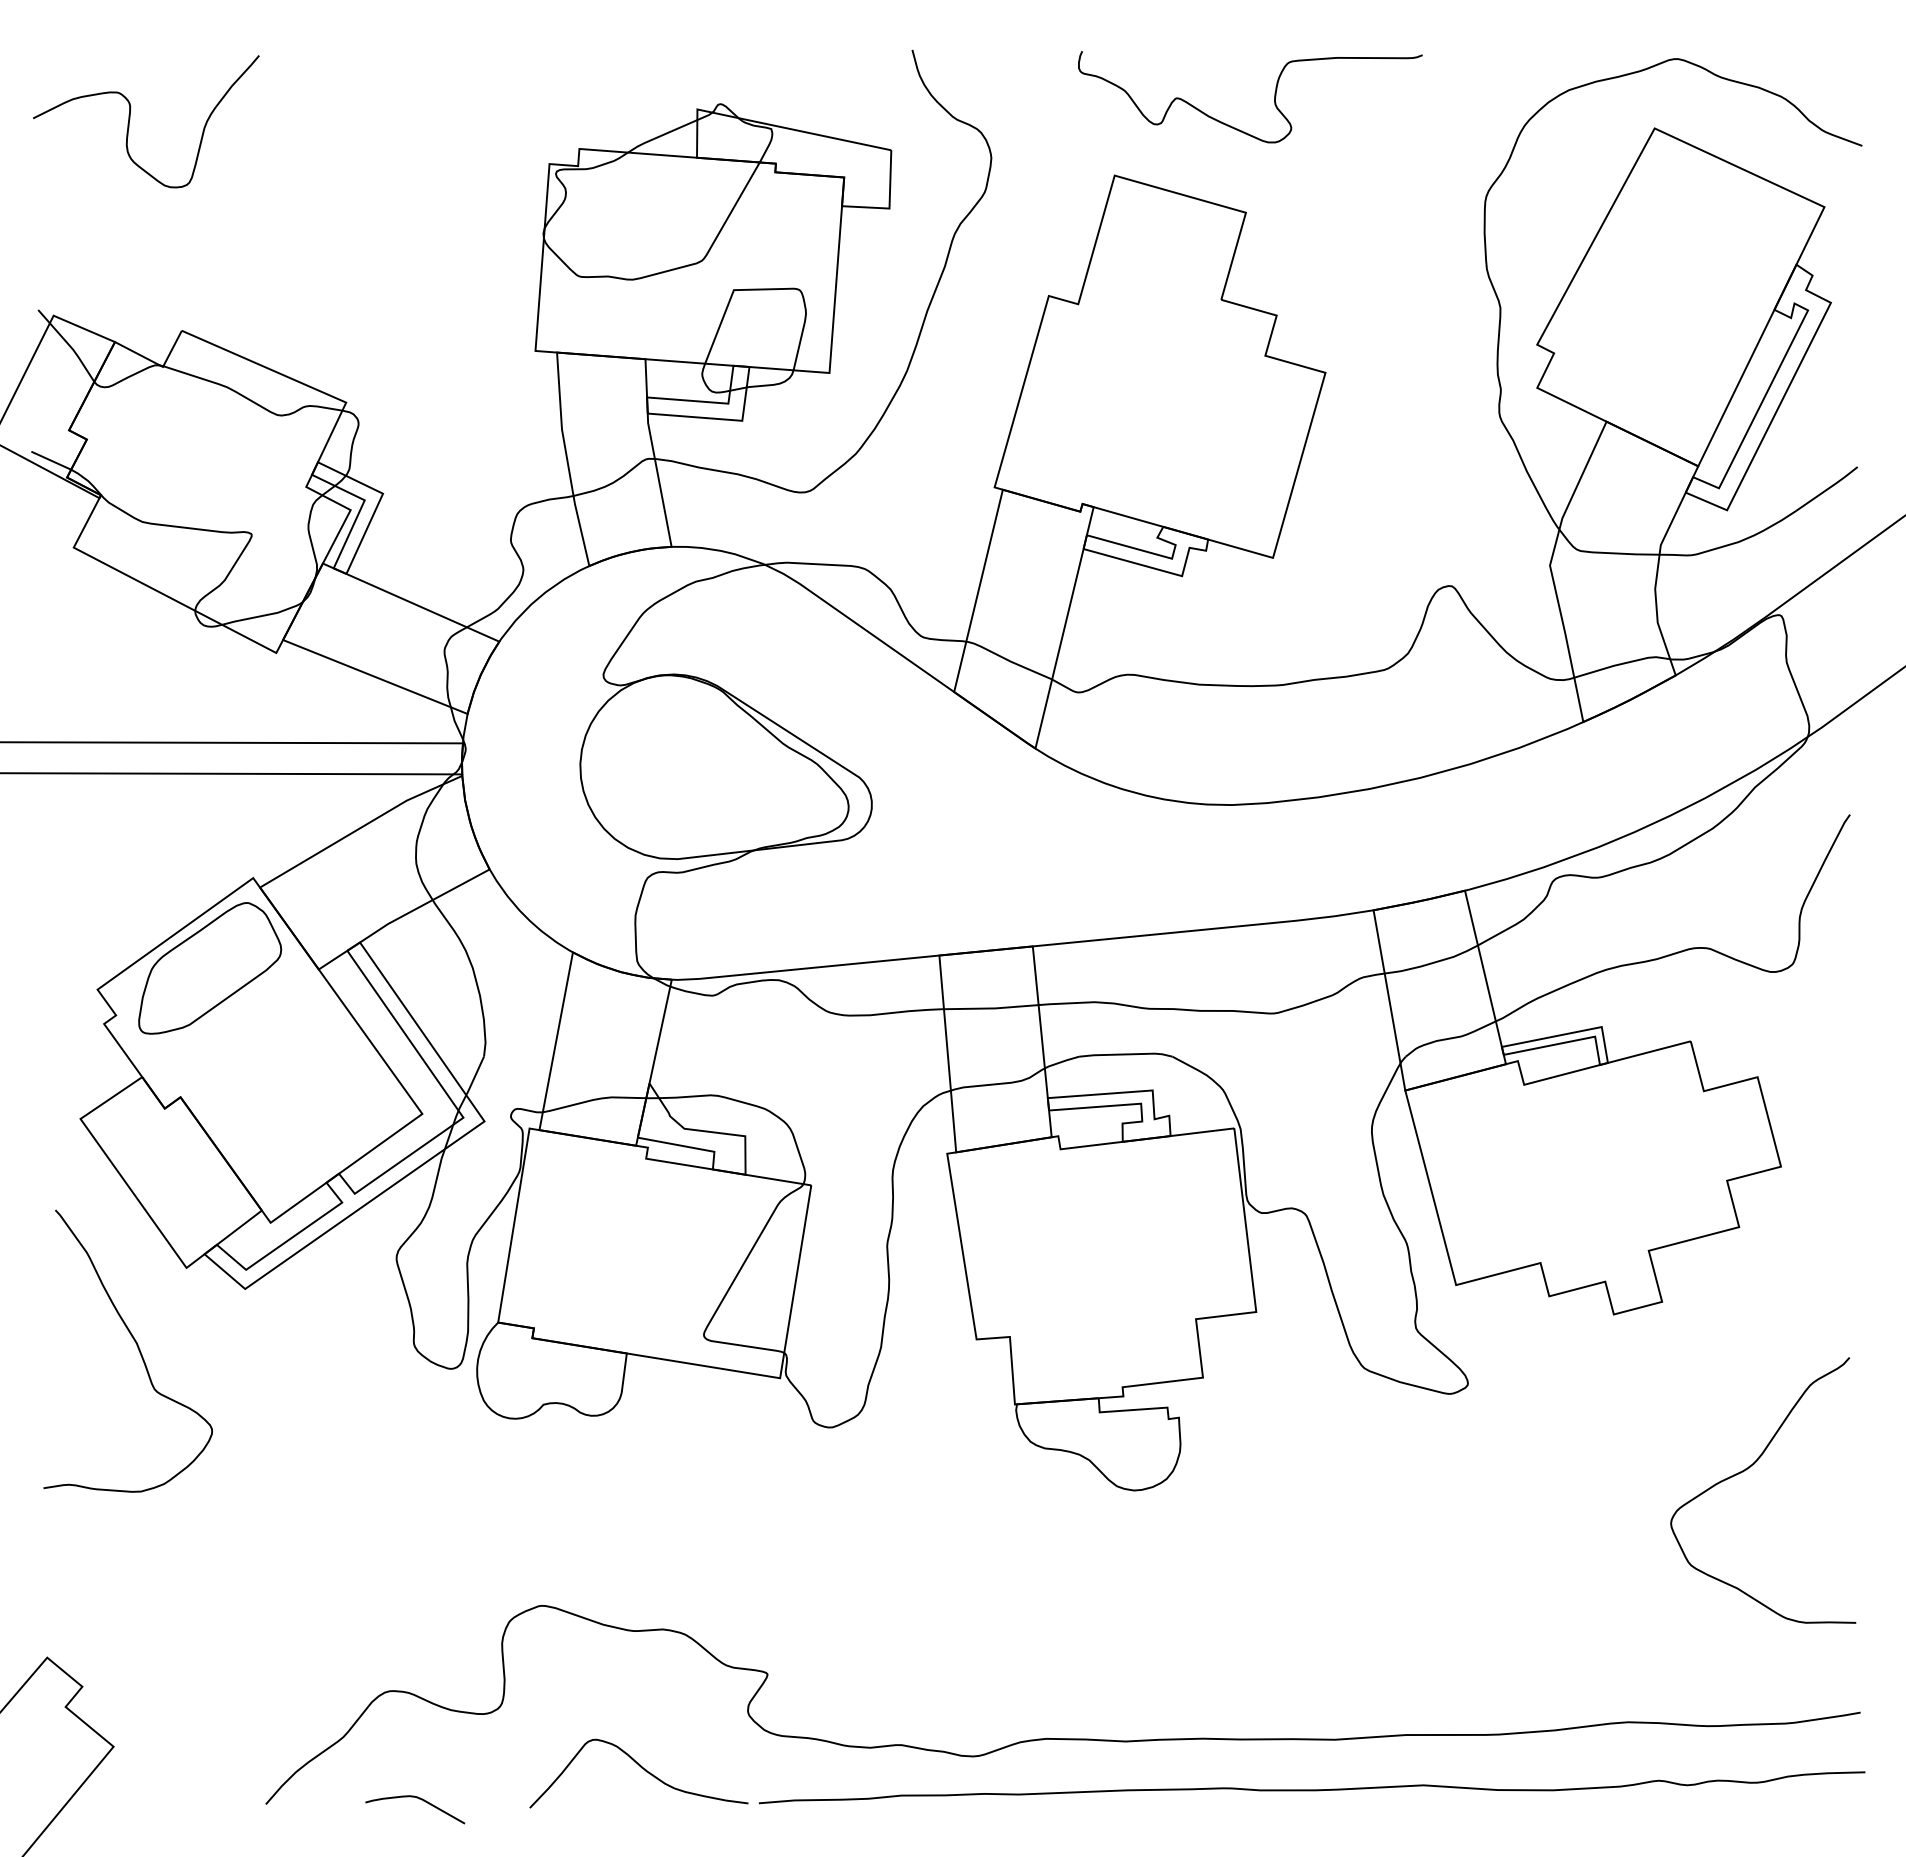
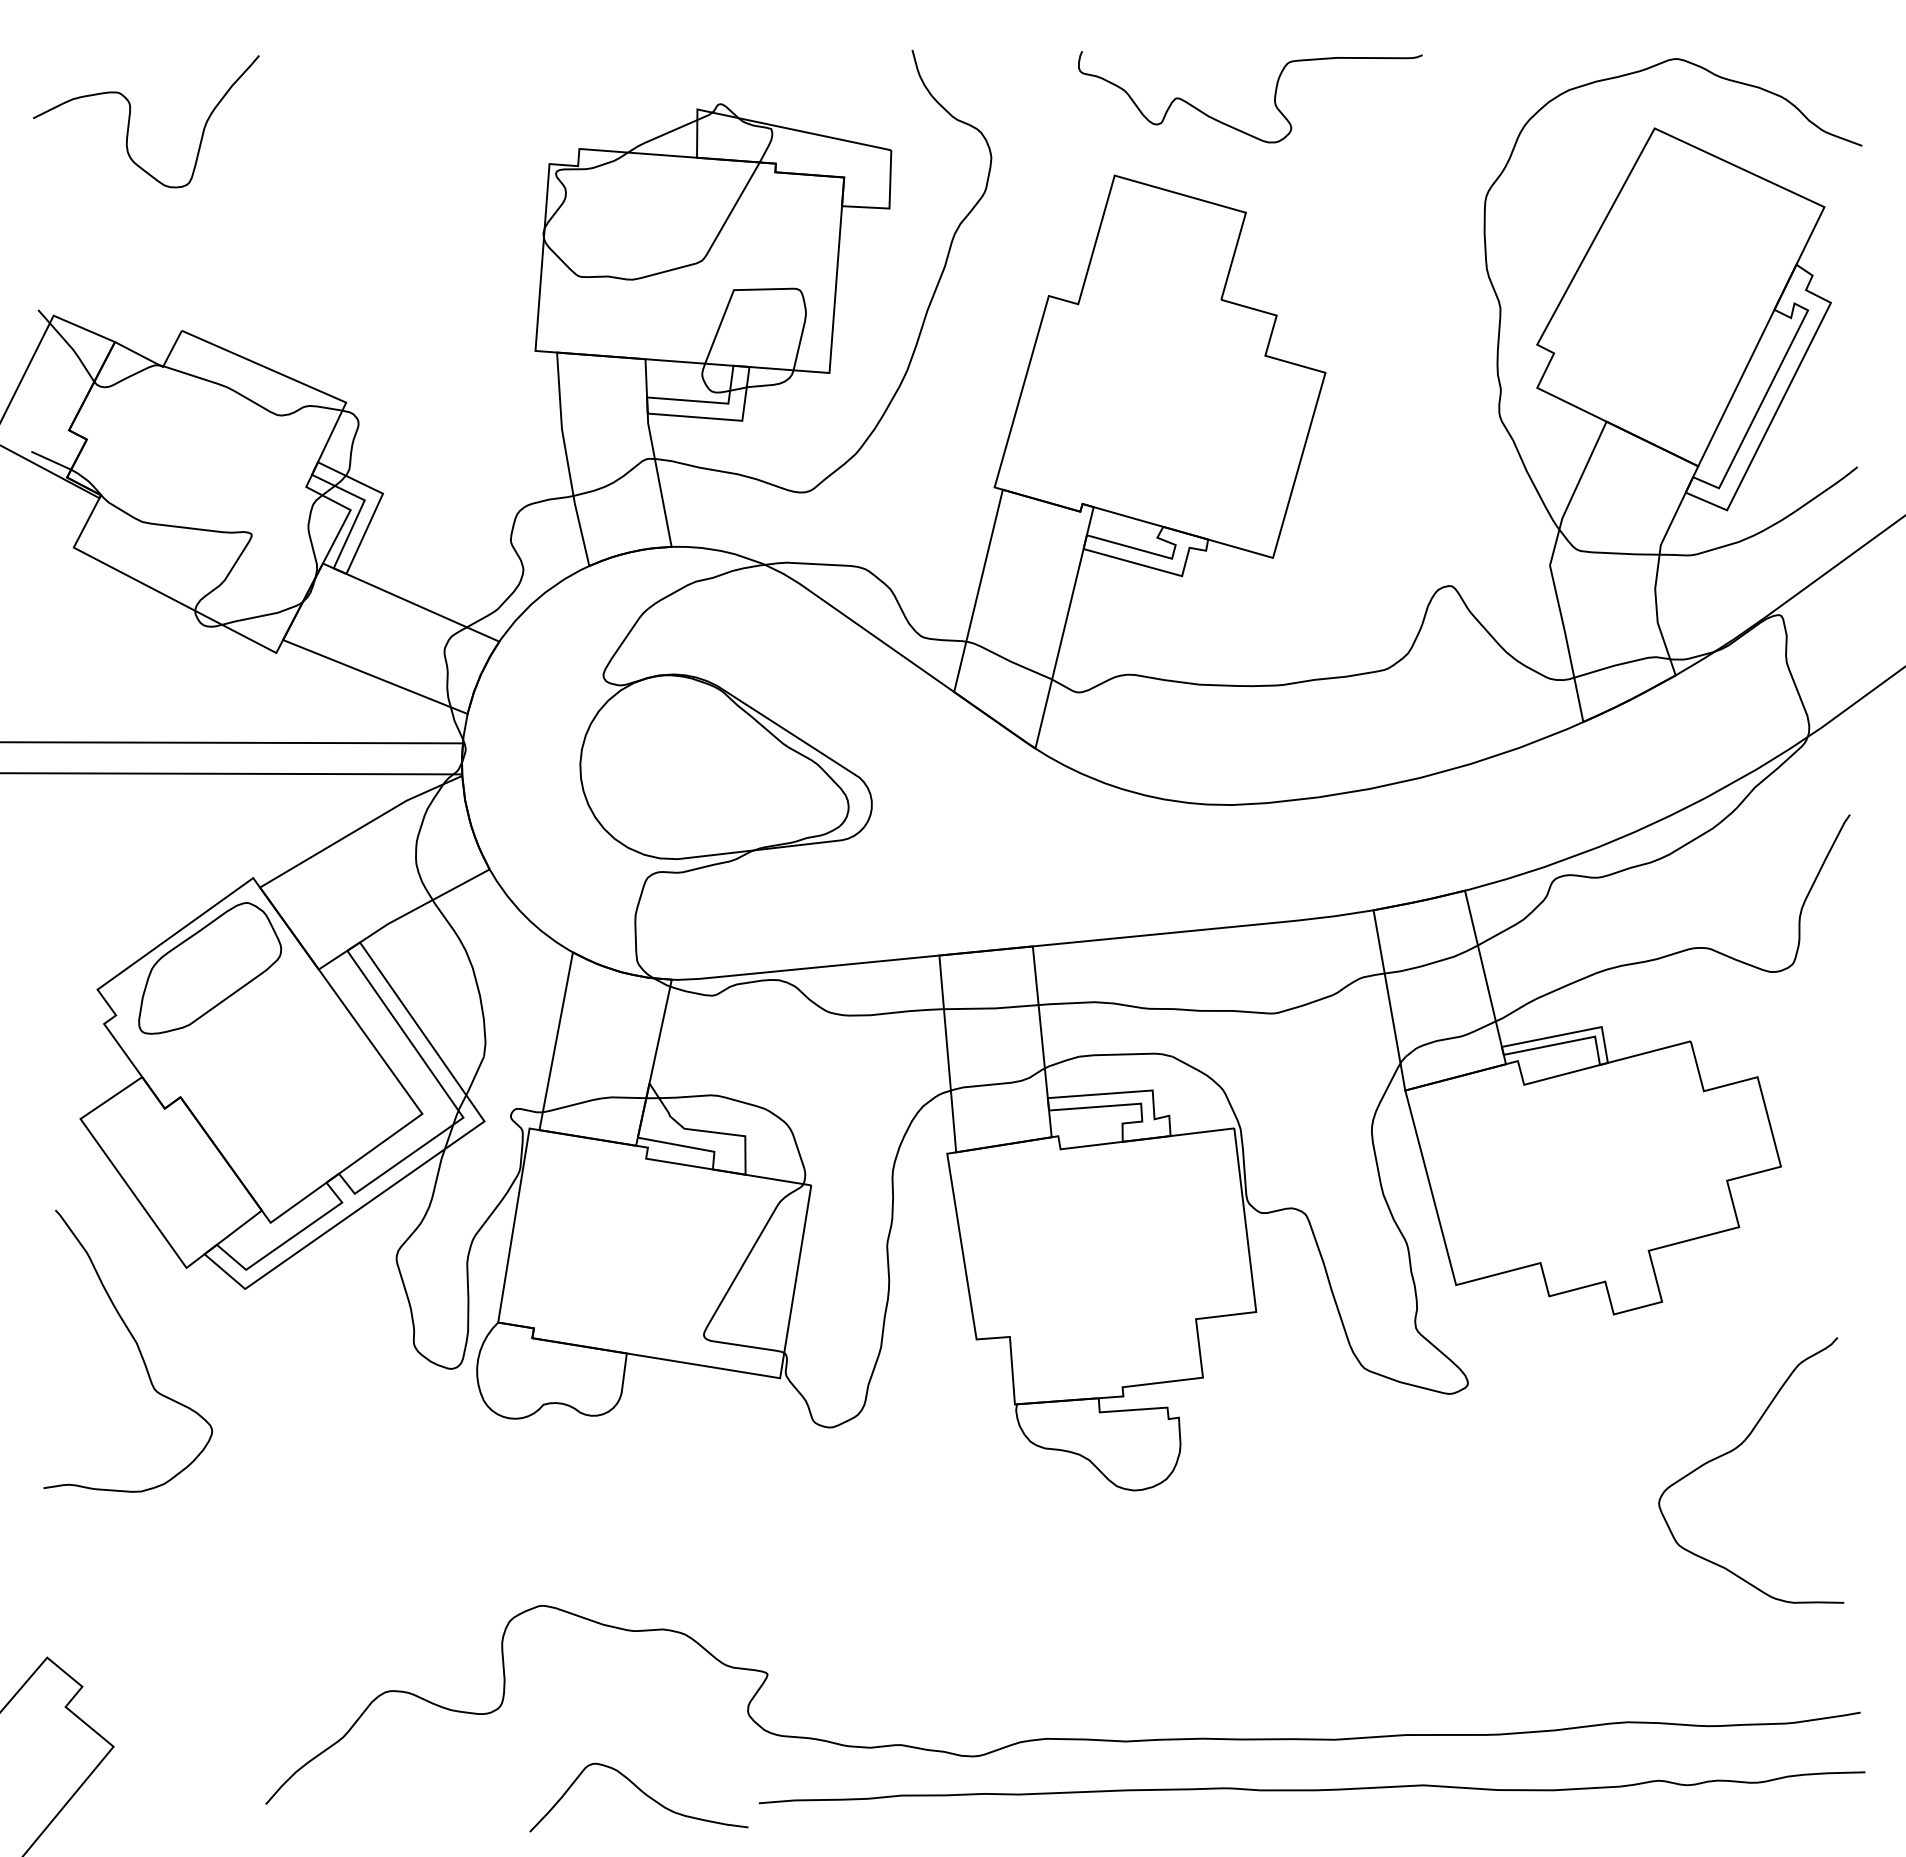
curve position: (1749, 1468) -> (1737, 1448) (1737, 1448)
curve position: (641, 1768) -> (641, 1792) (641, 1792)
curve: present -> none (419, 1799)
